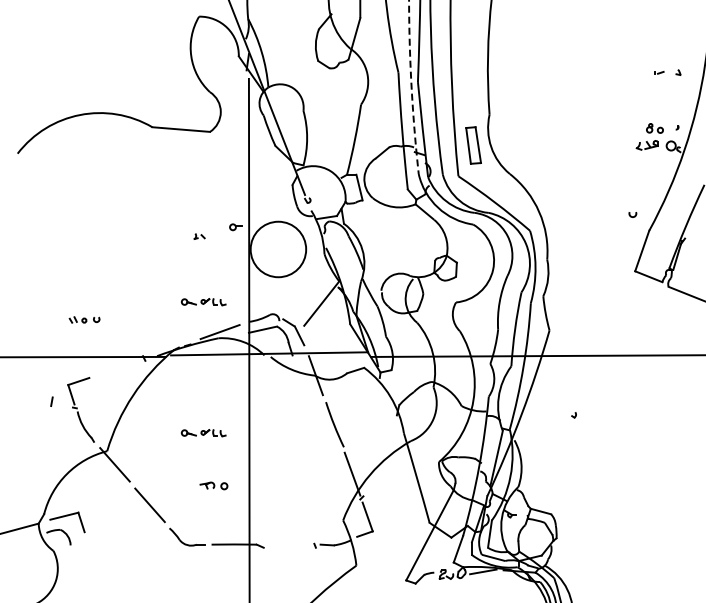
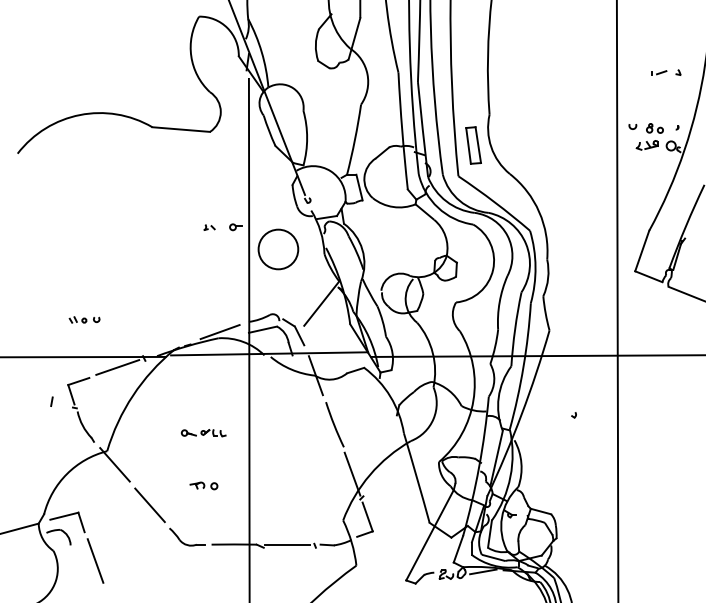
part size: 11x4 px -> 17x6 px (659, 72)
arc: dashed -> solid (411, 86)
arc position: (631, 215) -> (631, 127) (631, 127)
part position: (199, 236) -> (209, 227) (209, 227)
circle diameter: 55 px -> 40 px (278, 249)
line: none -> present (617, 300)
part: present -> none (203, 302)
line: none -> present (117, 367)
part position: (213, 485) -> (203, 485) (203, 485)
line: none -> present (287, 544)
line: none -> present (95, 560)
